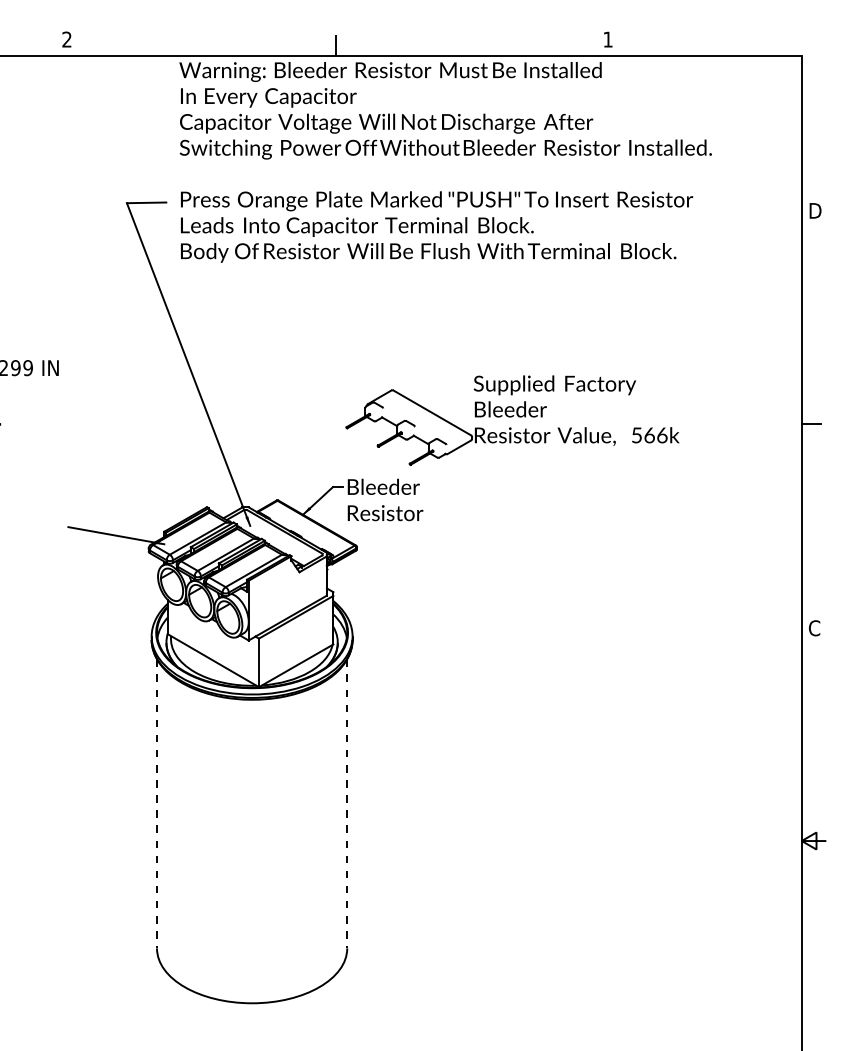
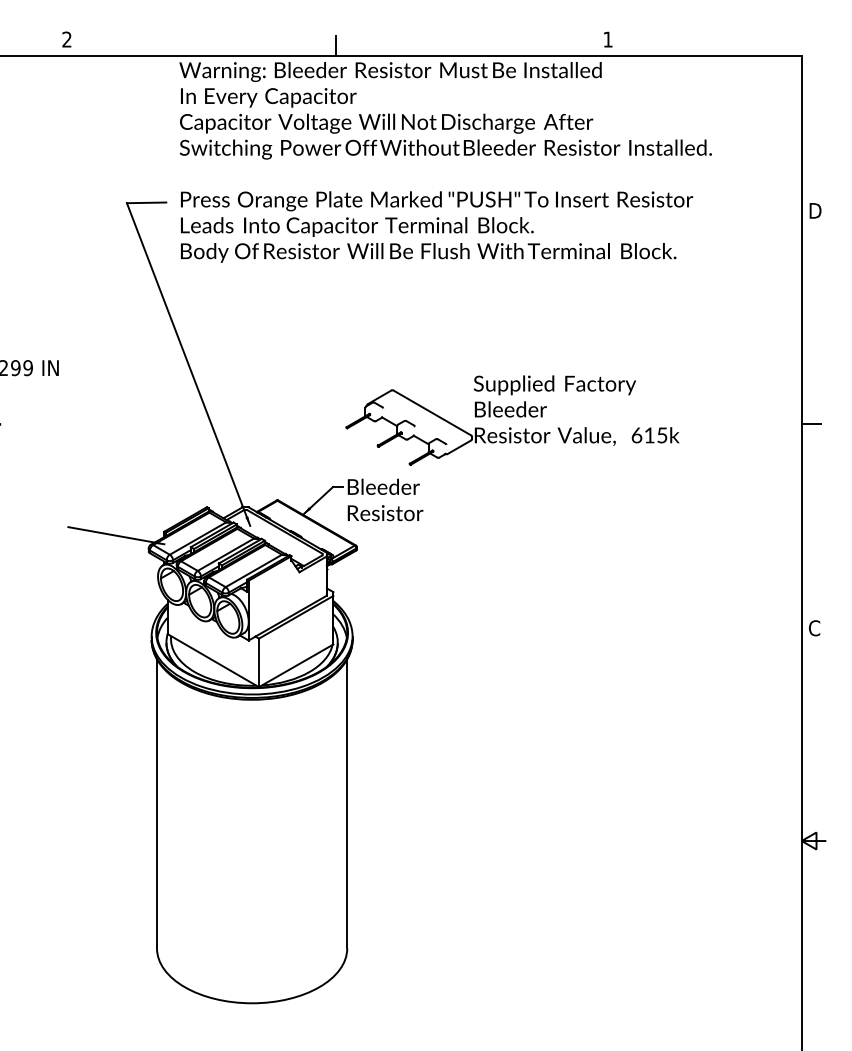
text: 566k -> 615k (649, 435)
line: dashed -> solid (157, 803)
line: dashed -> solid (347, 803)
